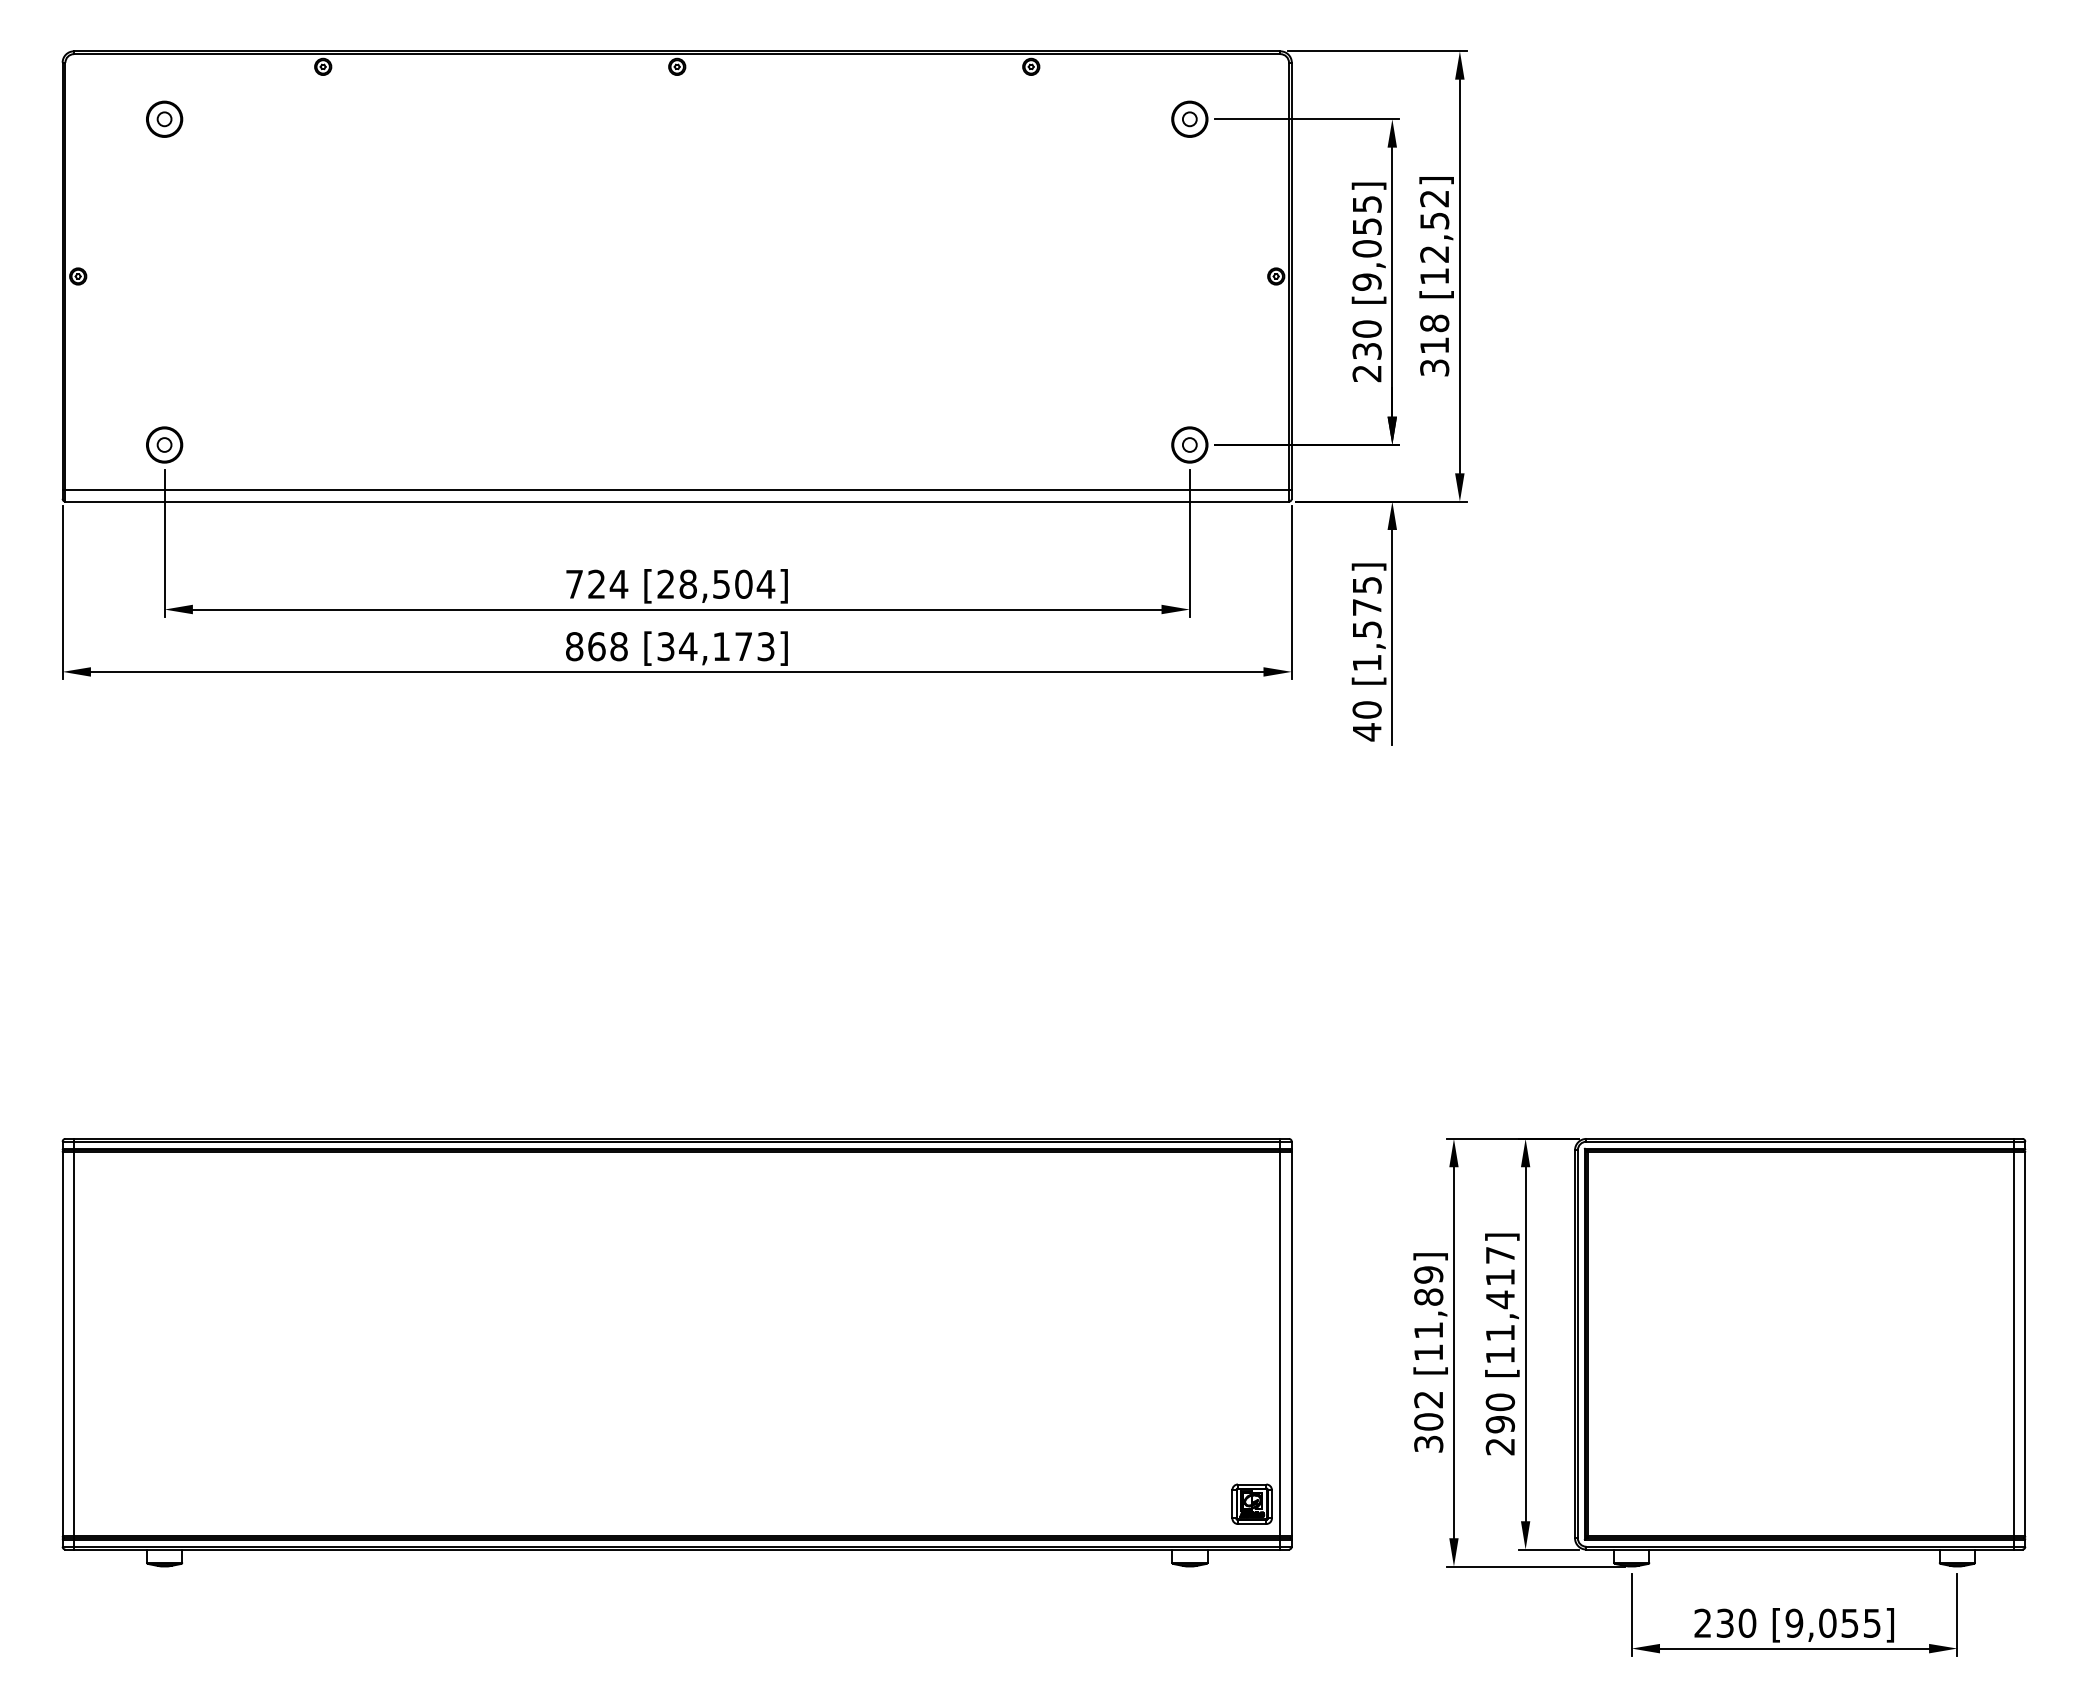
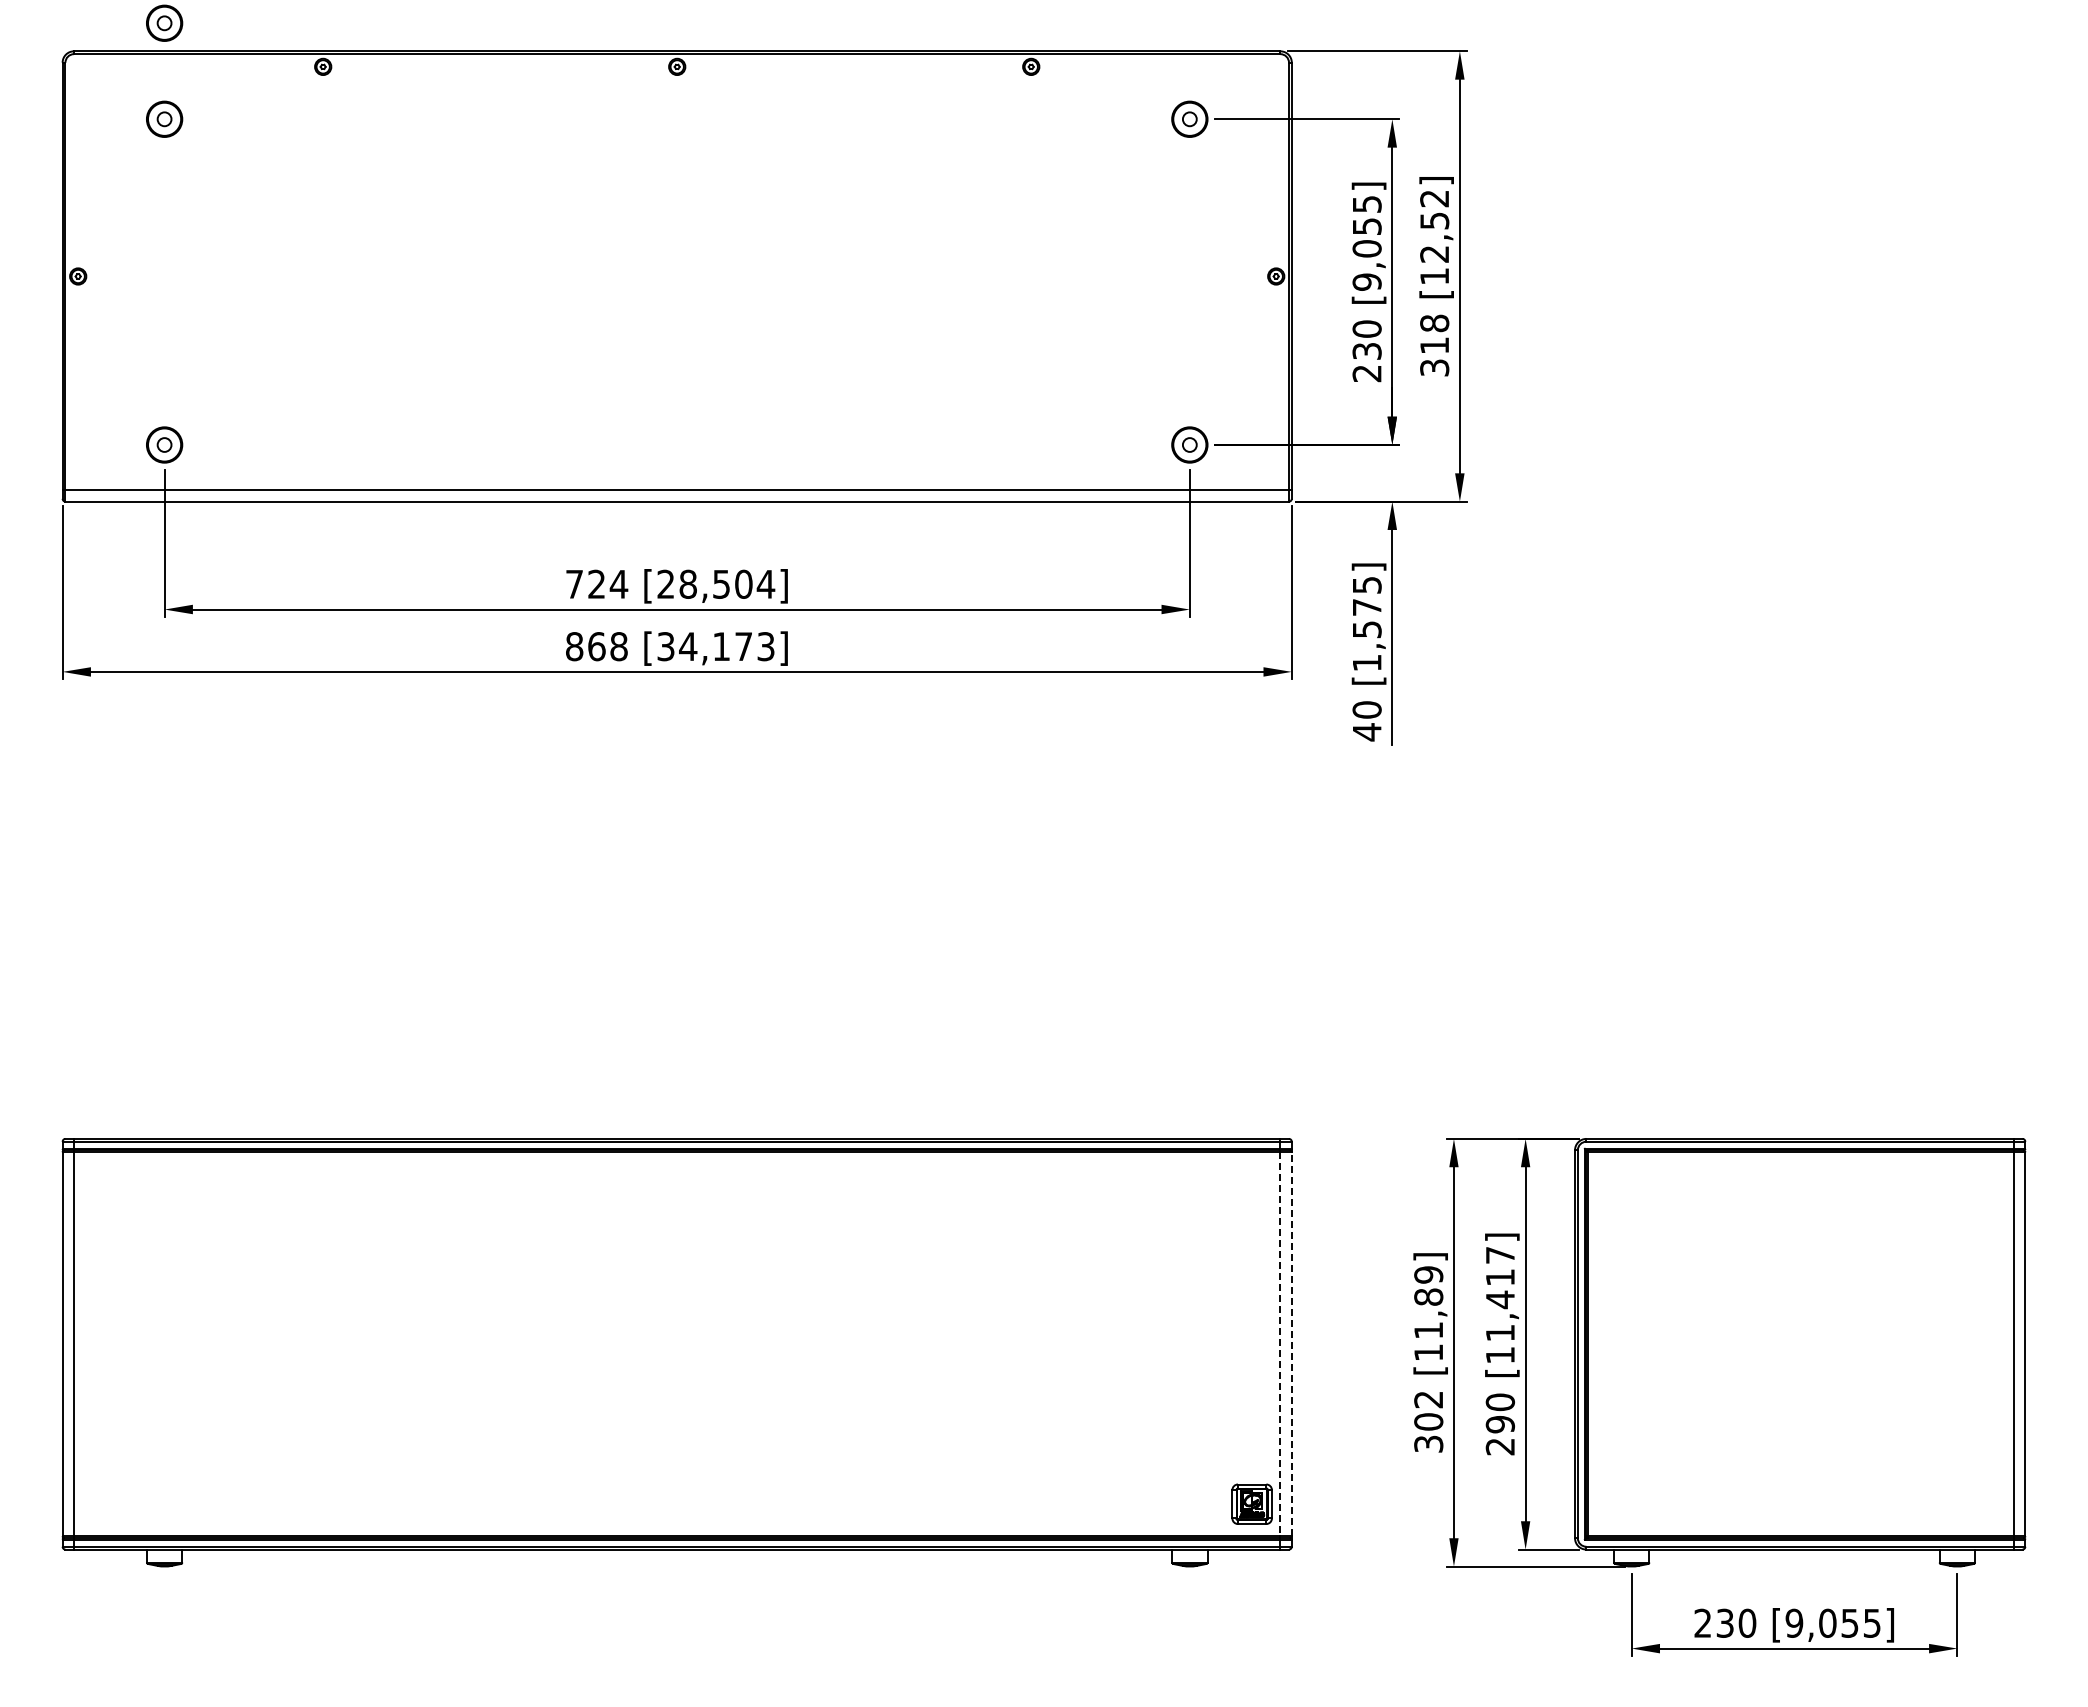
part: none -> present (164, 22)
line: solid -> dashed (1280, 1344)
line: solid -> dashed (1291, 1344)
